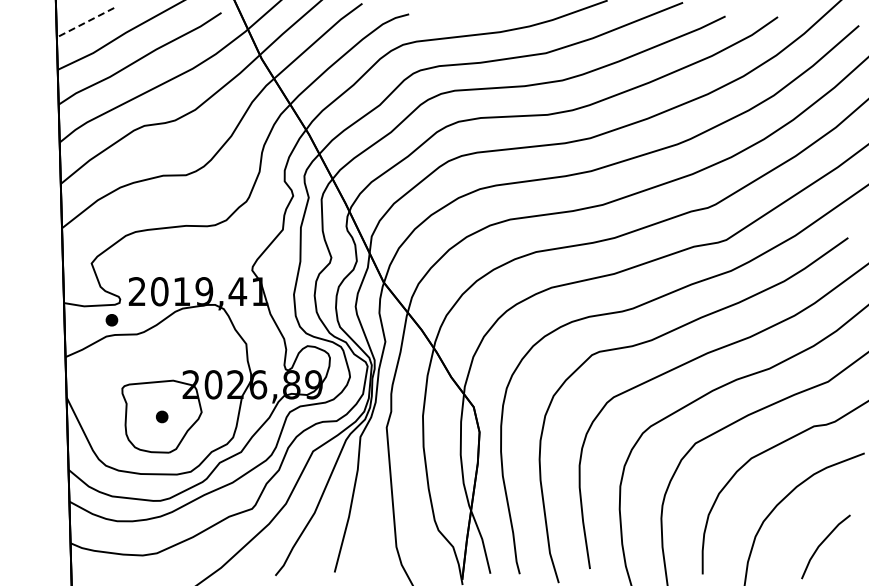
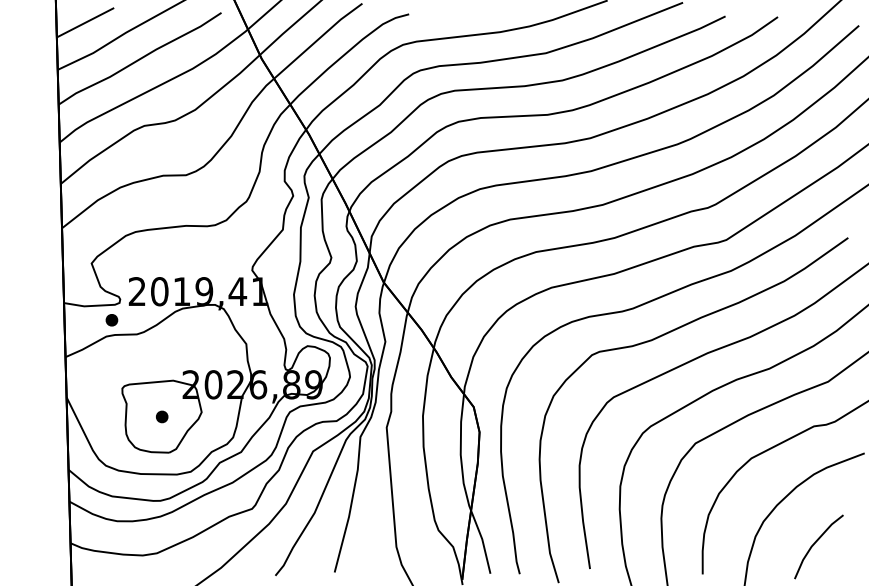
line: dashed -> solid (85, 22)
line position: (822, 543) -> (815, 543) (815, 543)
